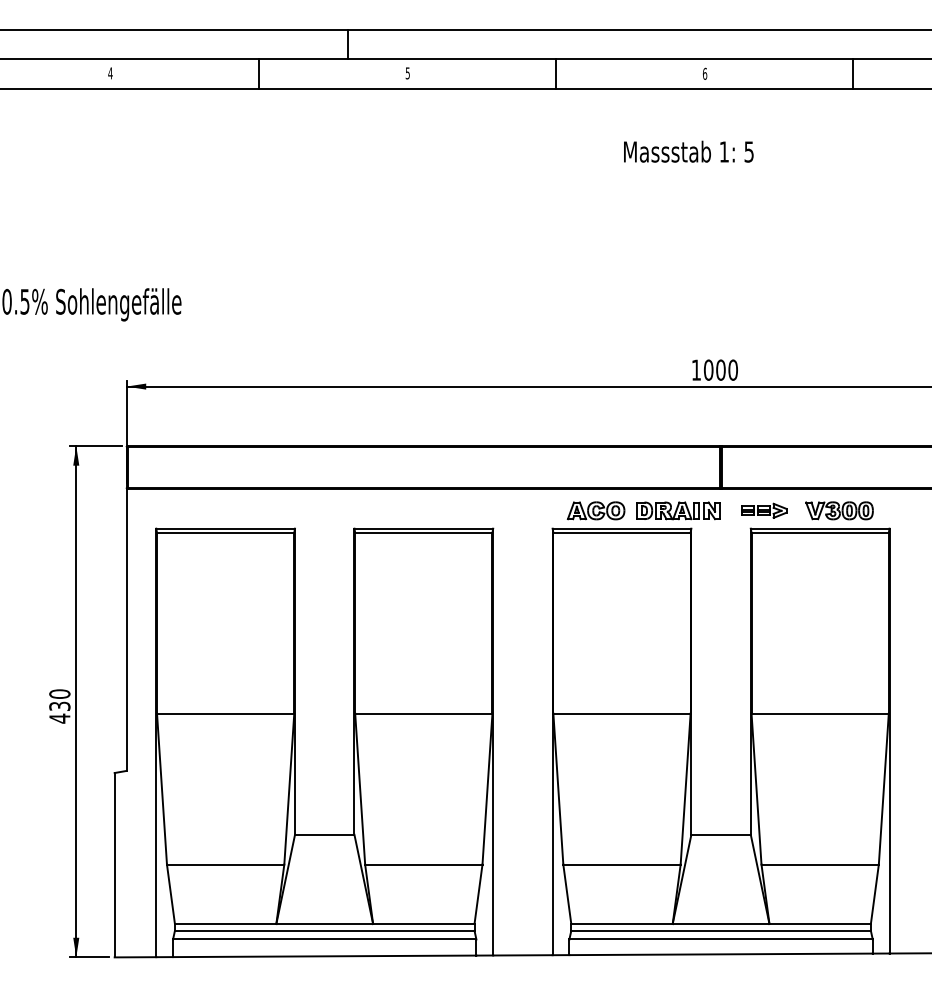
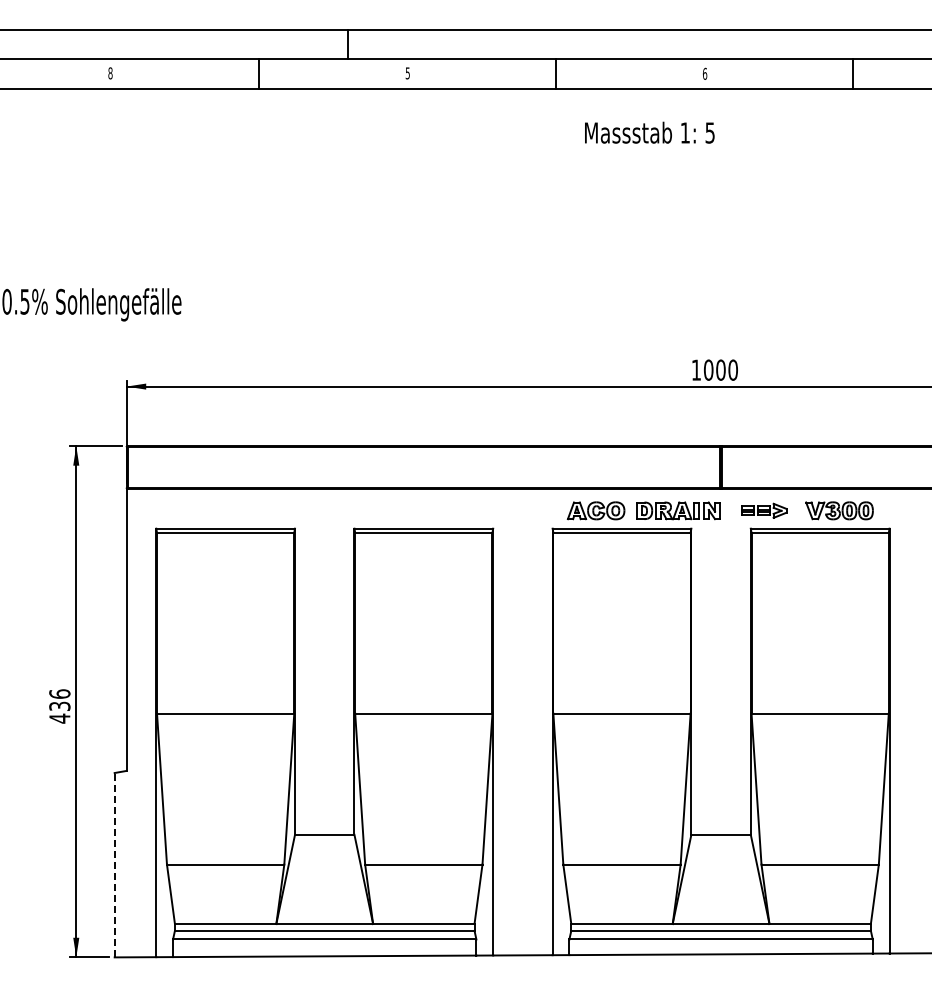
text: 4 -> 8 (110, 73)
text position: (688, 151) -> (649, 132) (649, 132)
text: 430 -> 436 (59, 693)
line: solid -> dashed (114, 864)
